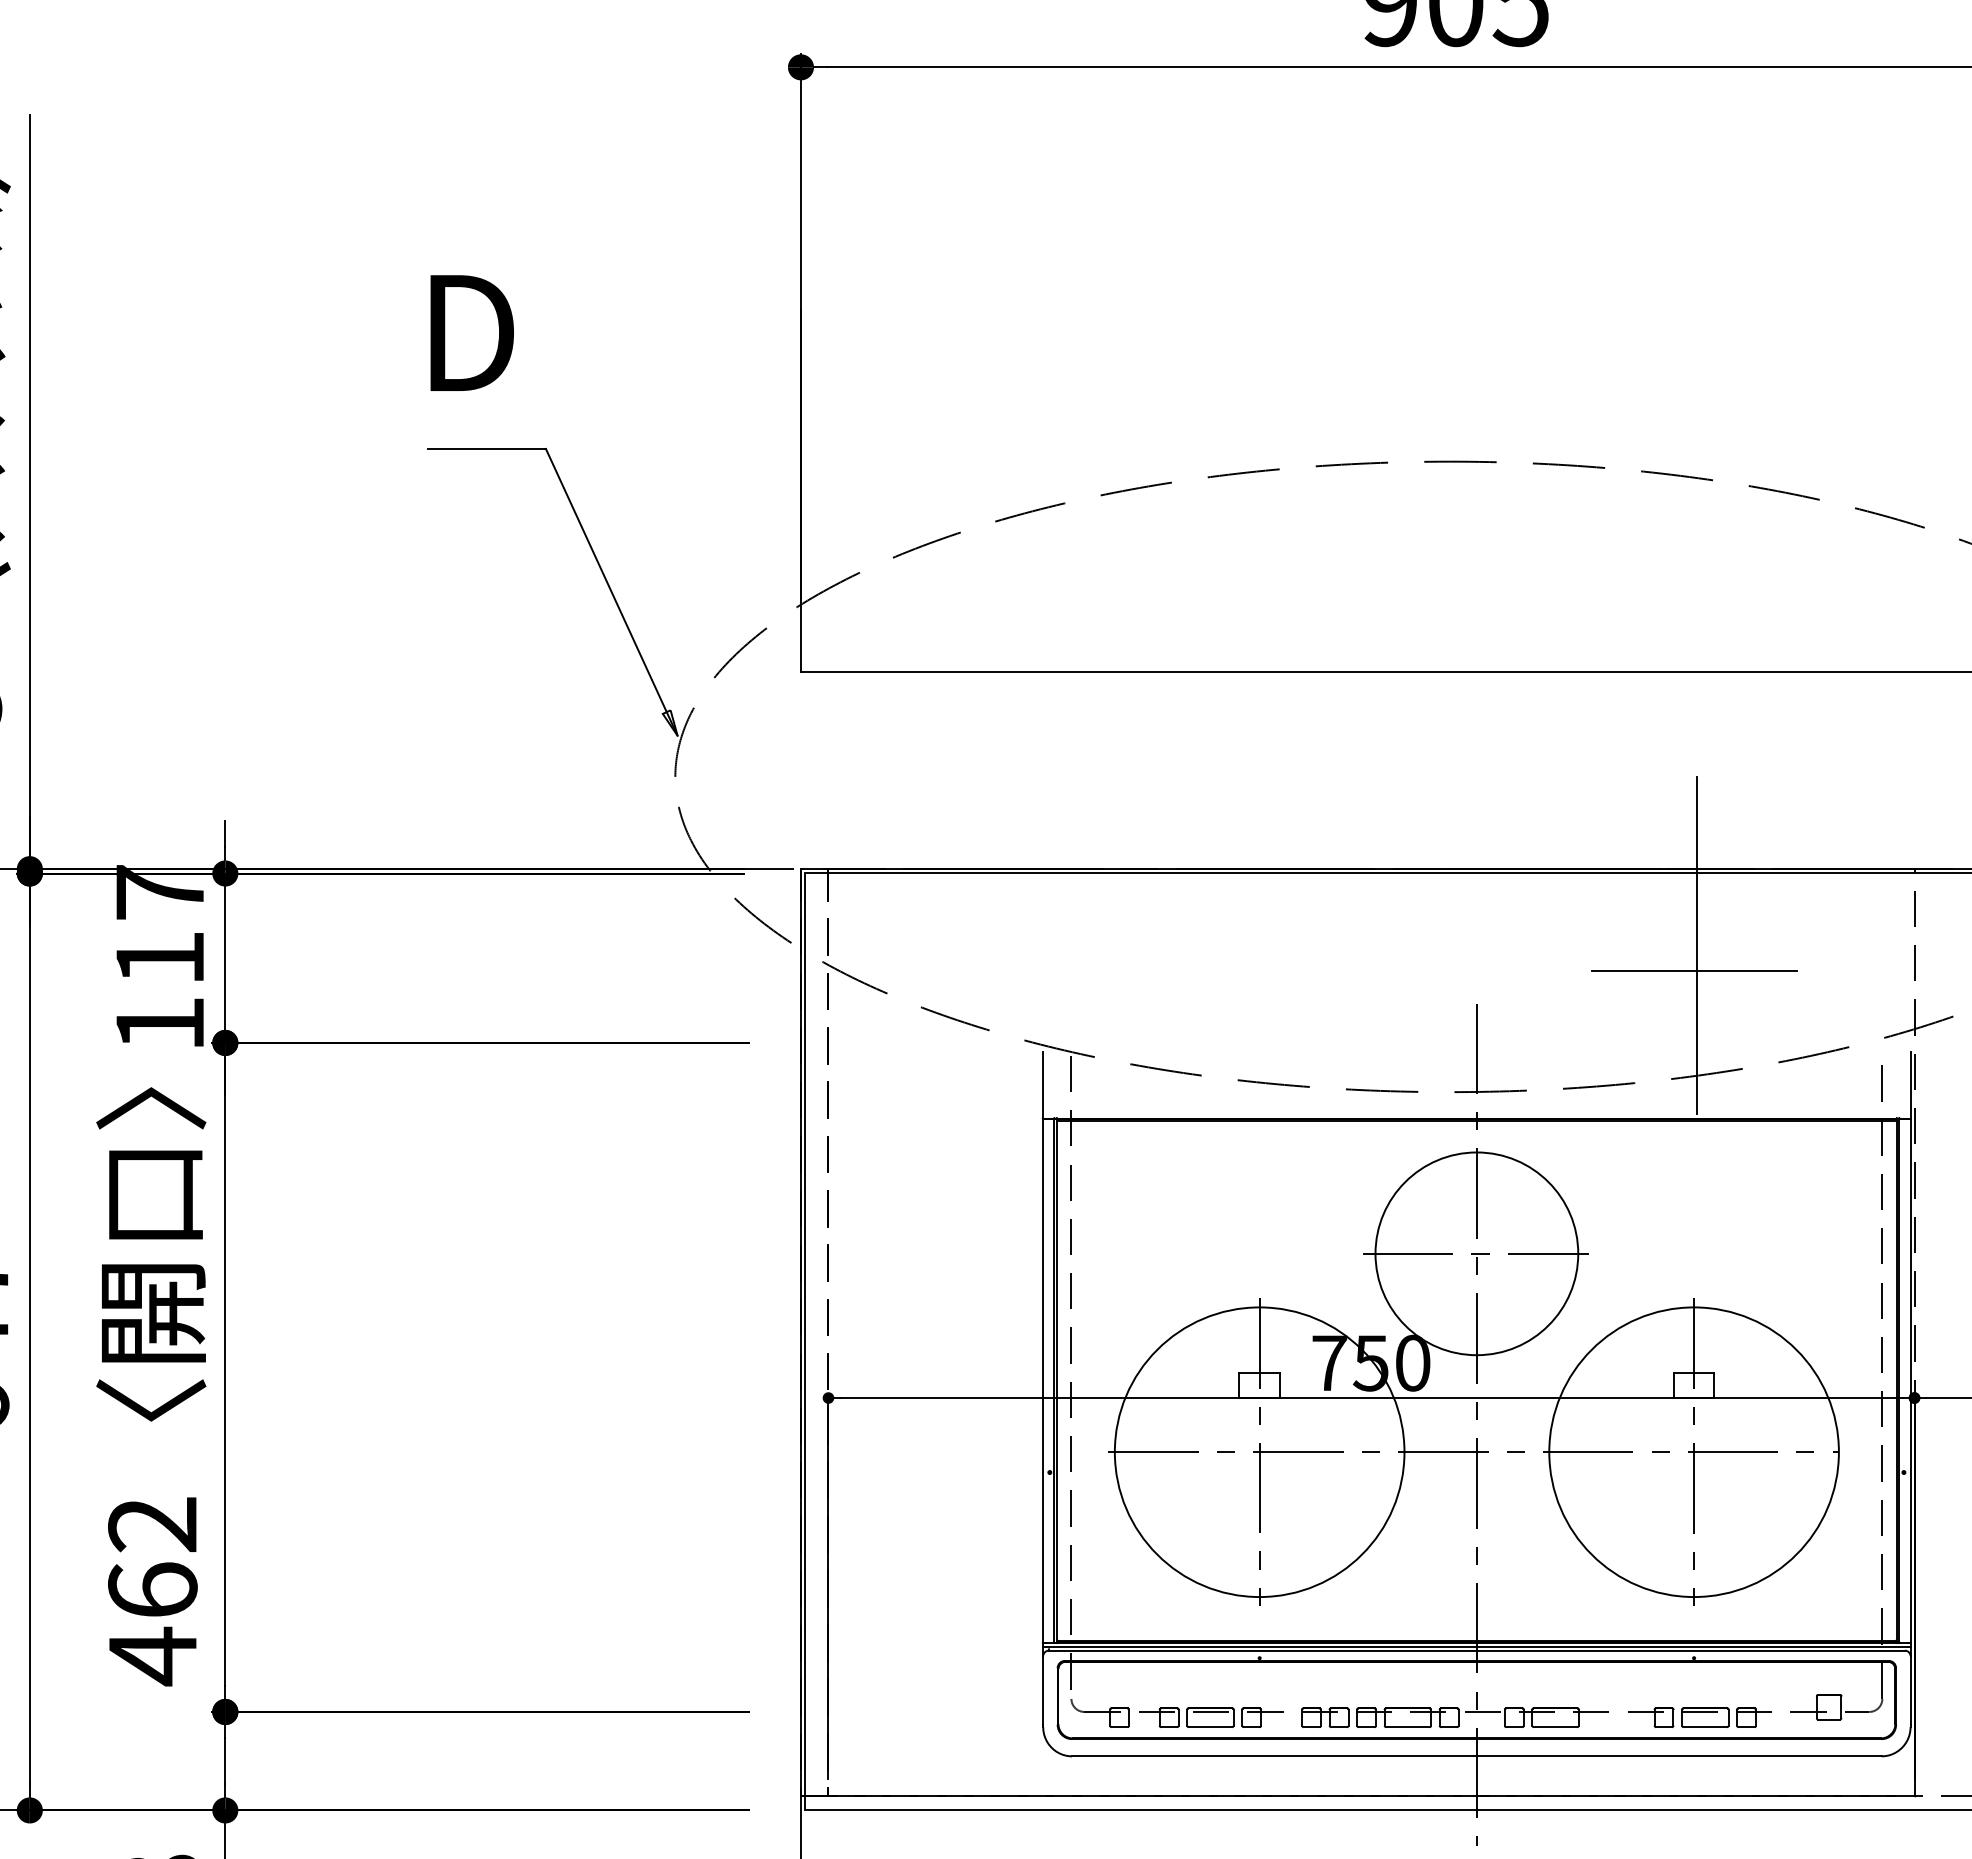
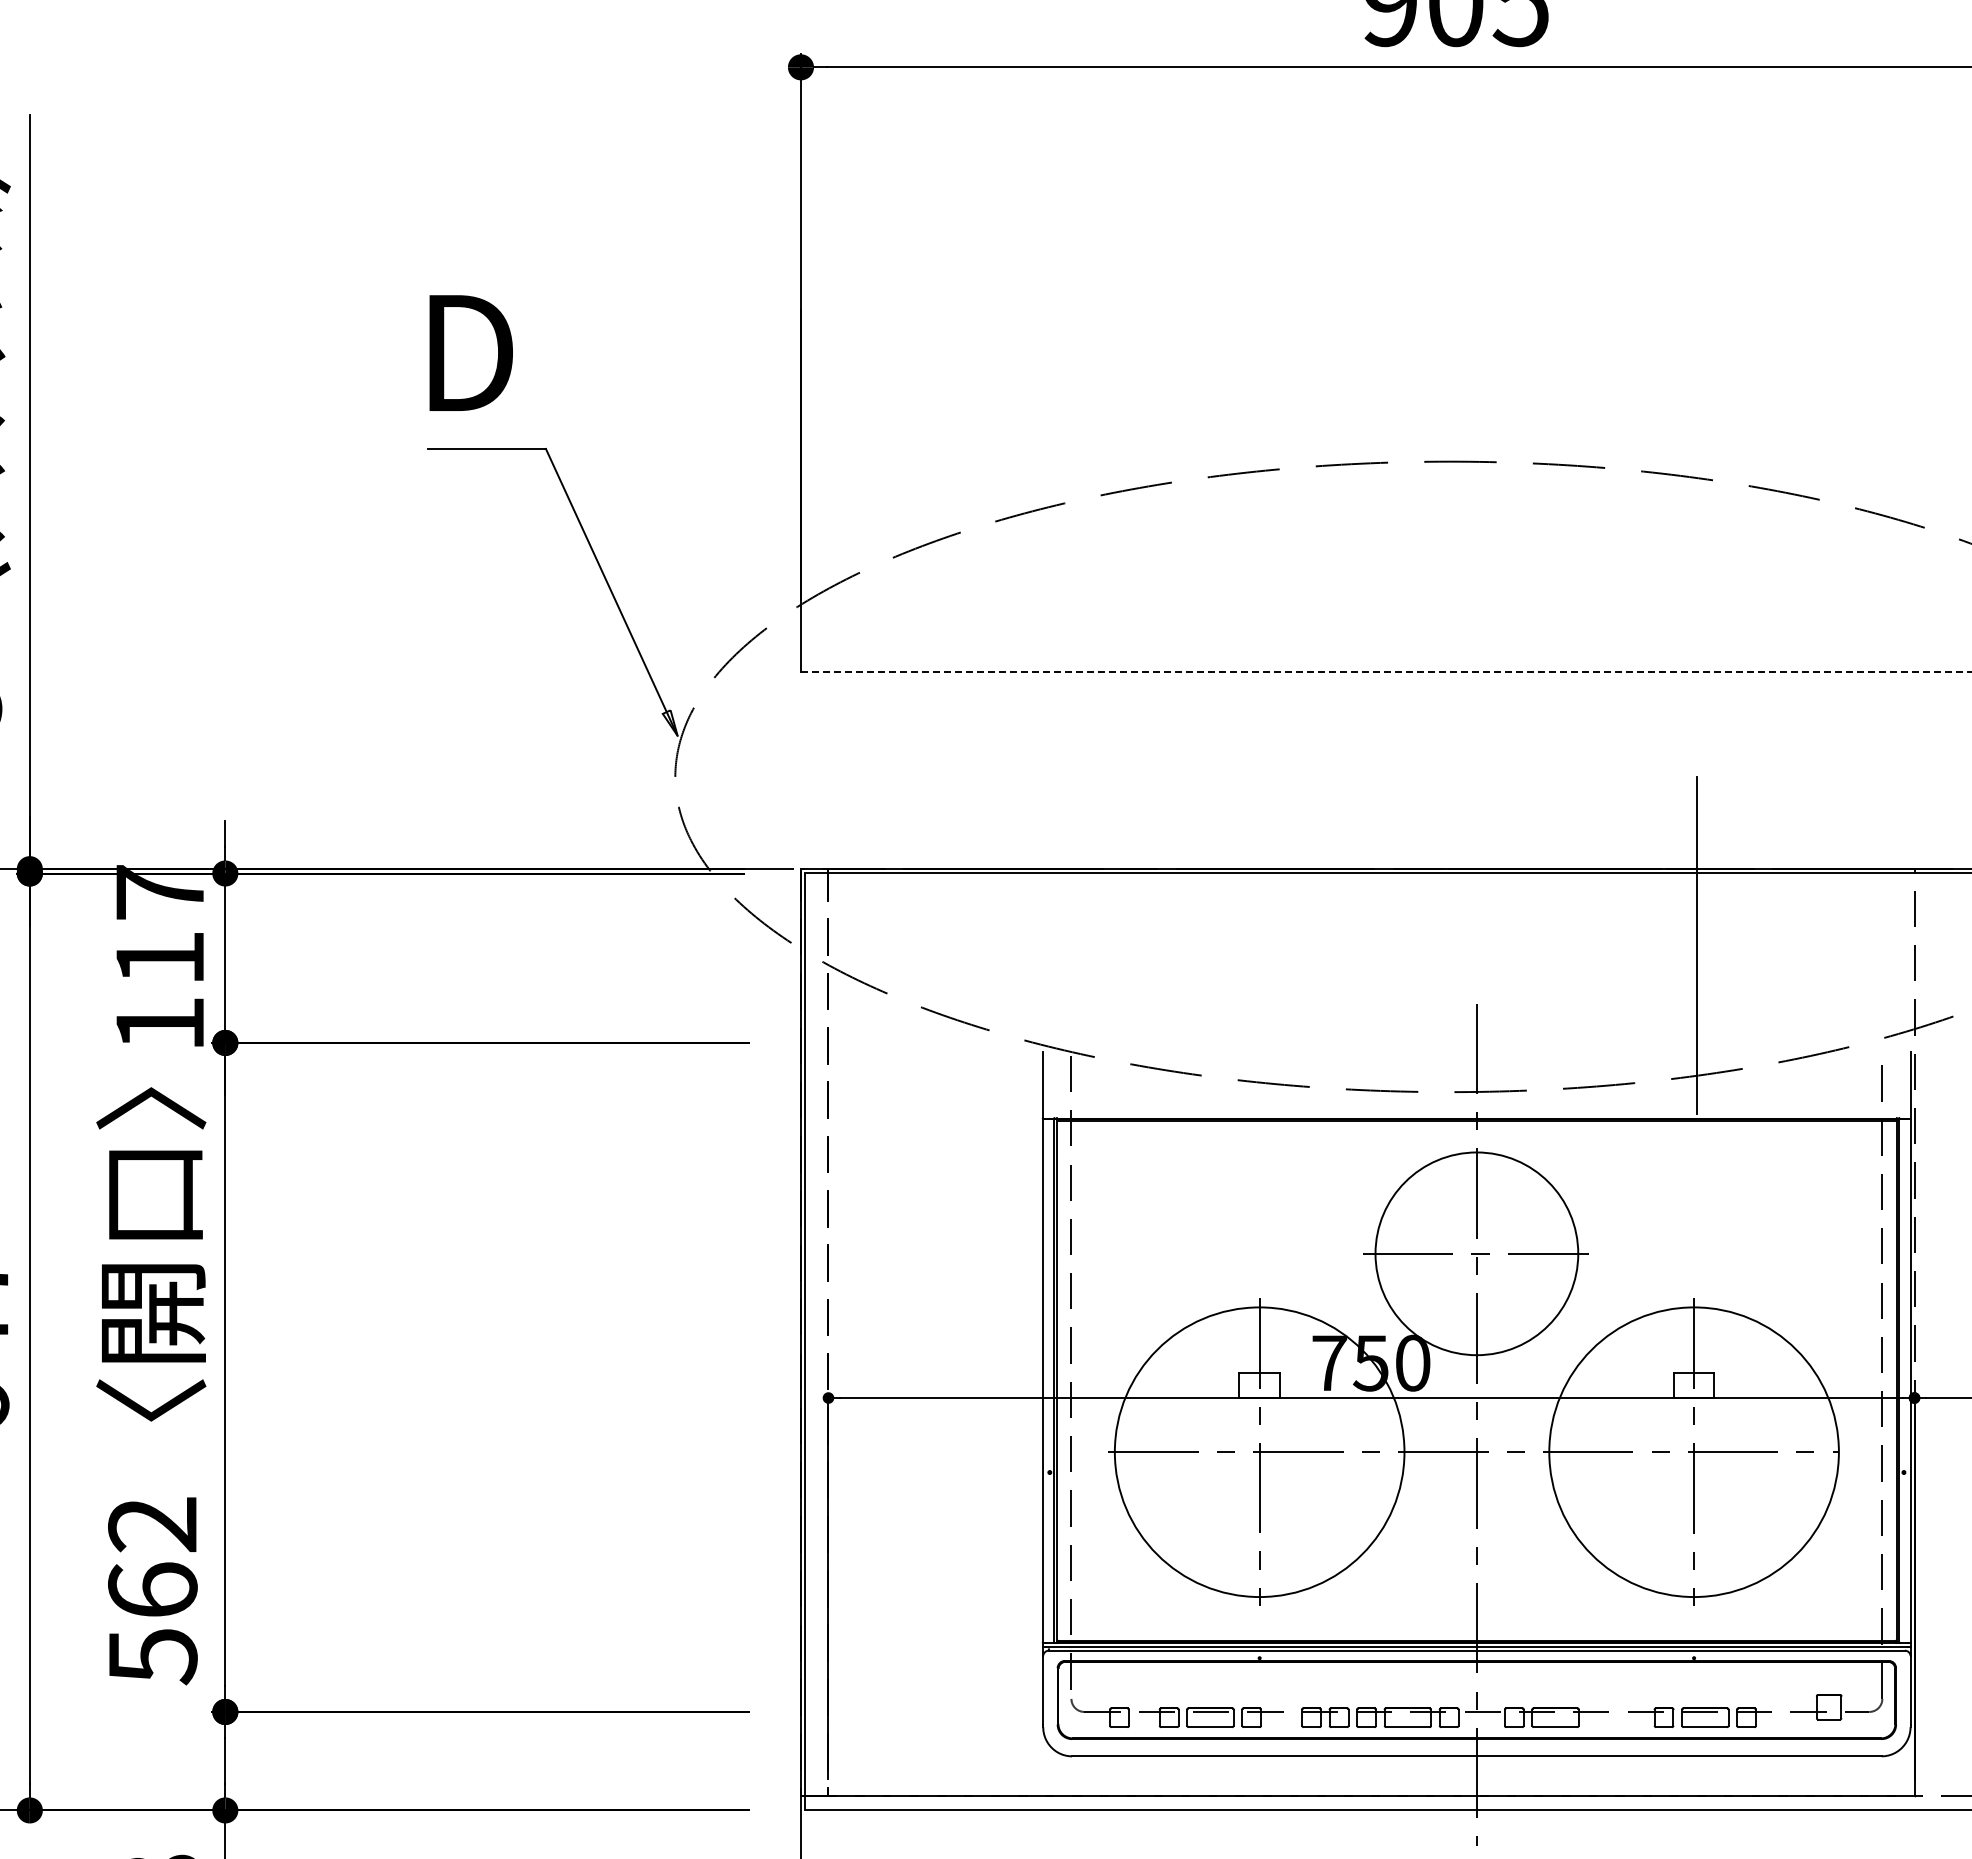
text position: (471, 332) -> (470, 352) (470, 352)
line: solid -> dashed (1386, 672)
line: present -> none (1694, 970)
text: 462 -> 562 (153, 1656)
